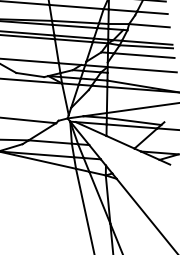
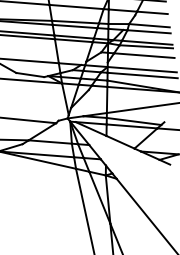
line: none -> present (148, 31)
line: none -> present (141, 75)
